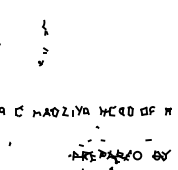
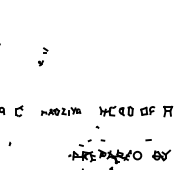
part: present -> none (45, 27)
part size: 58x13 px -> 41x9 px (61, 111)
part size: 7x9 px -> 11x13 px (168, 111)
